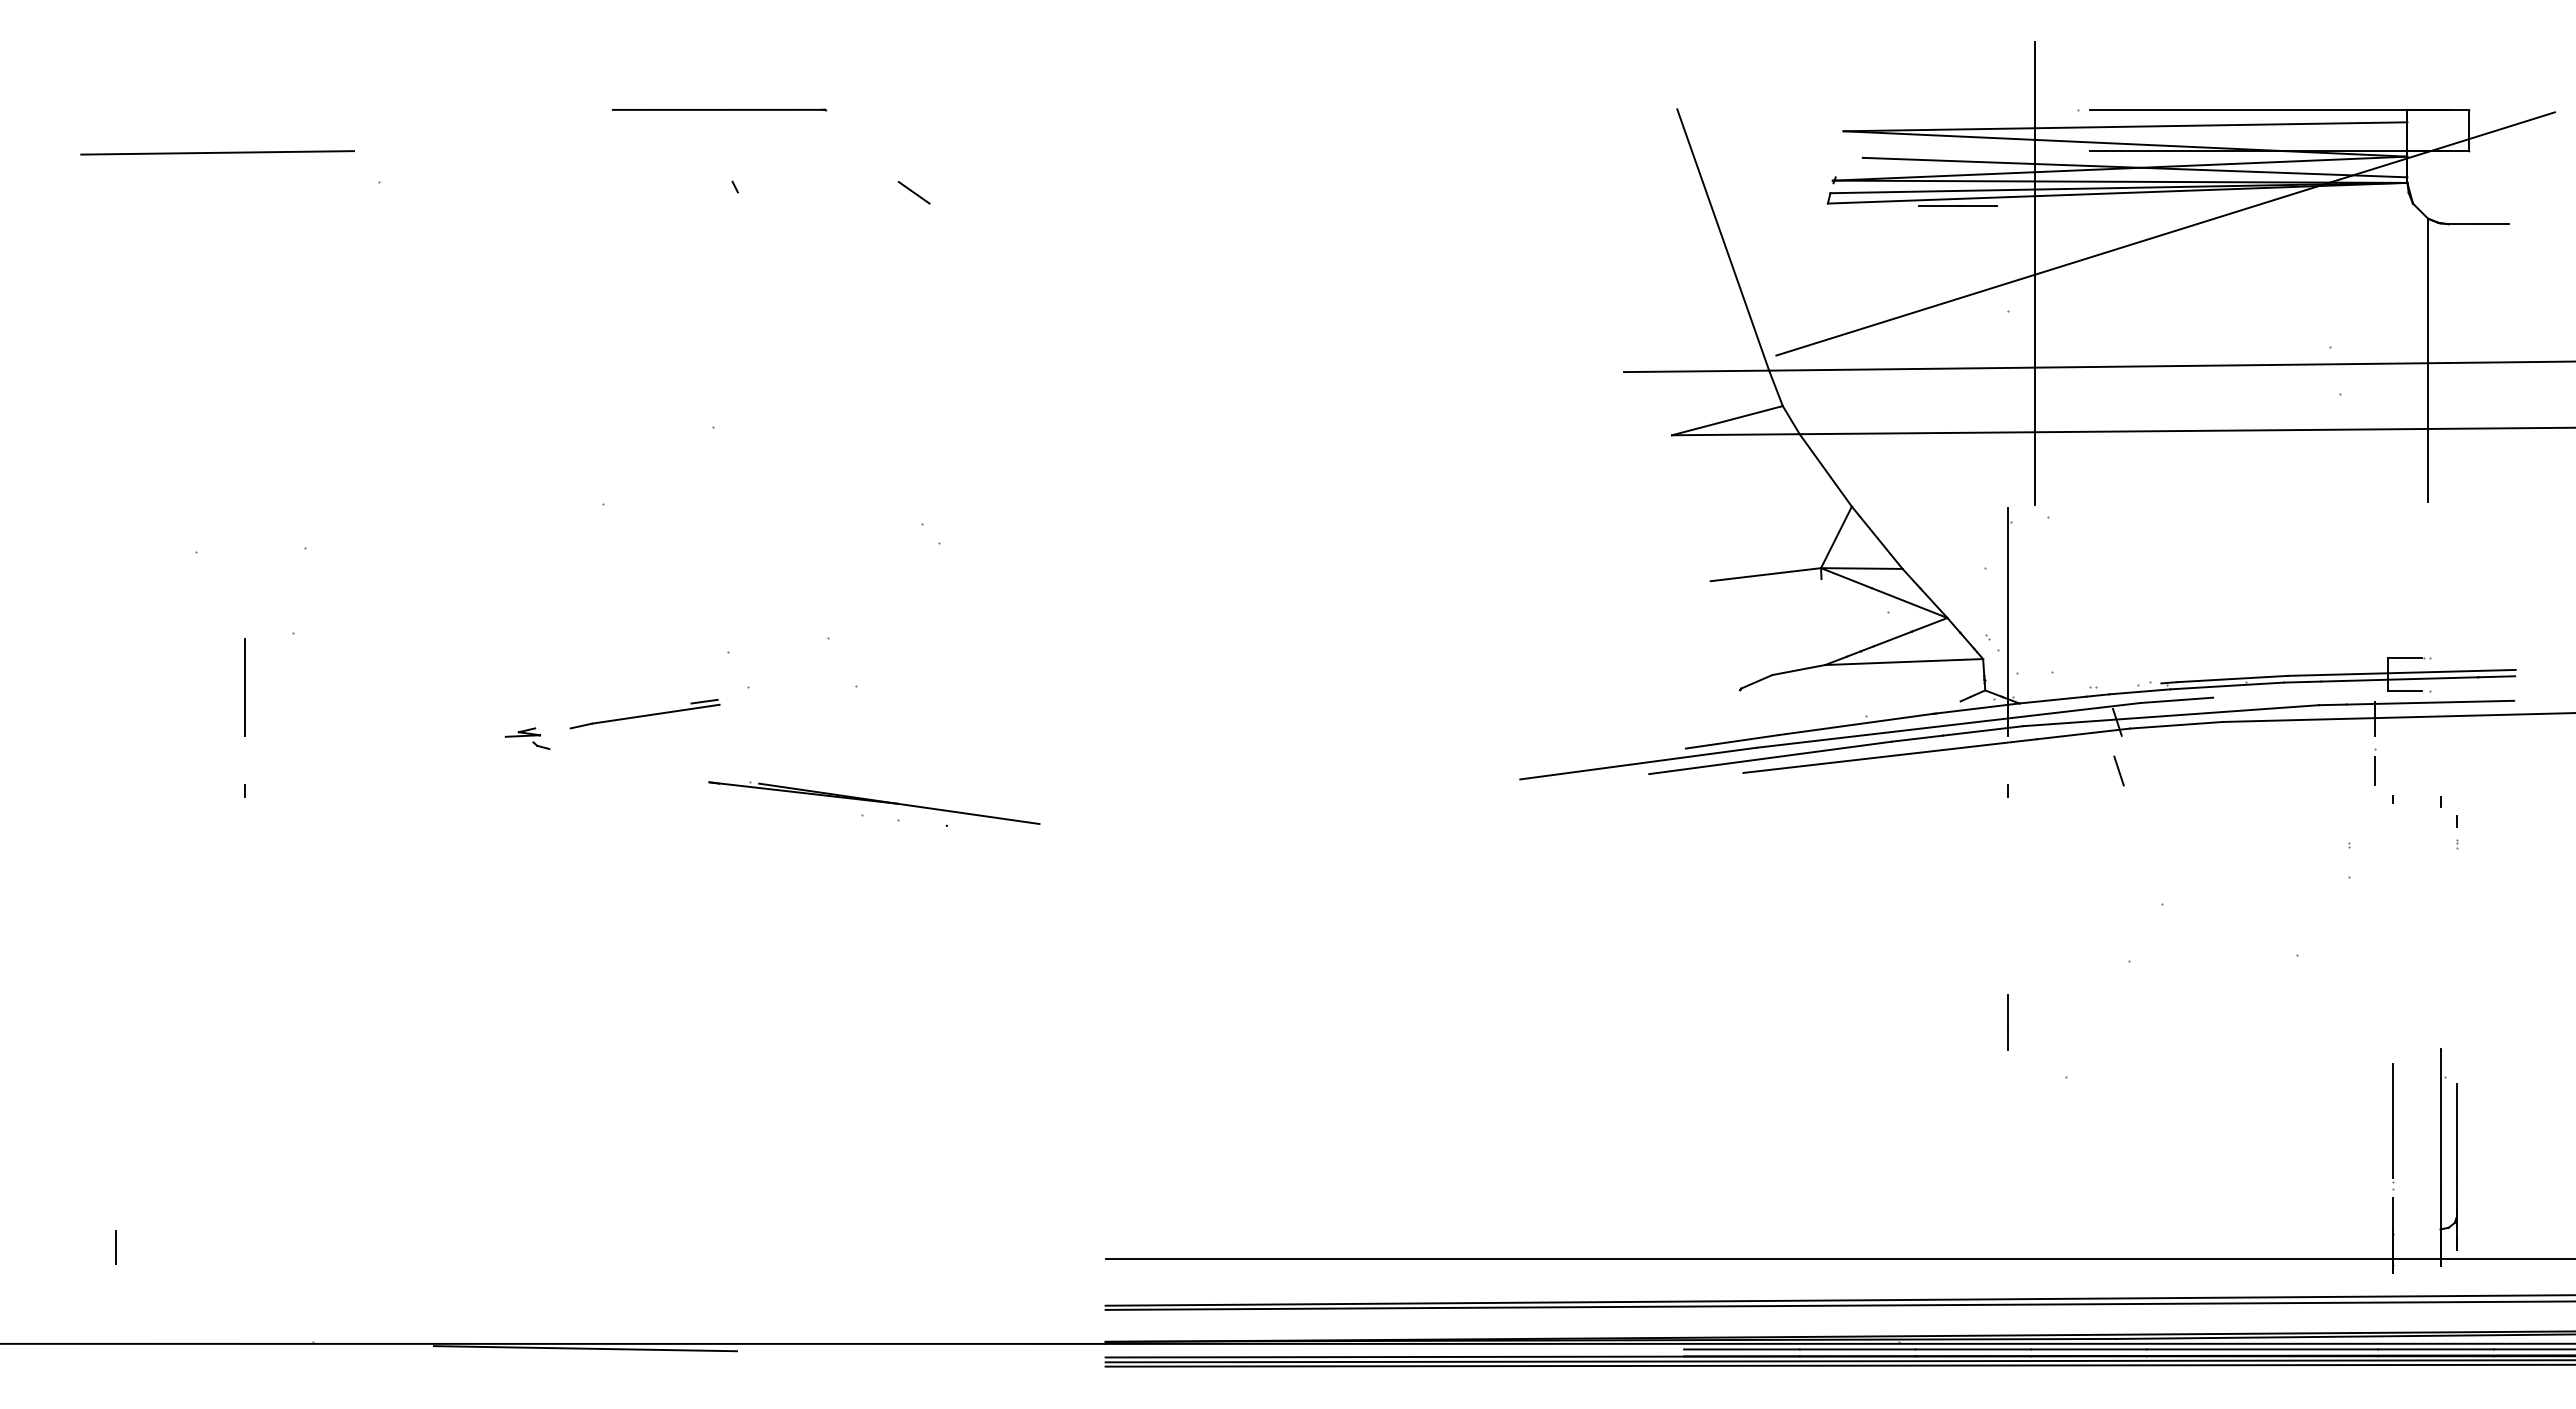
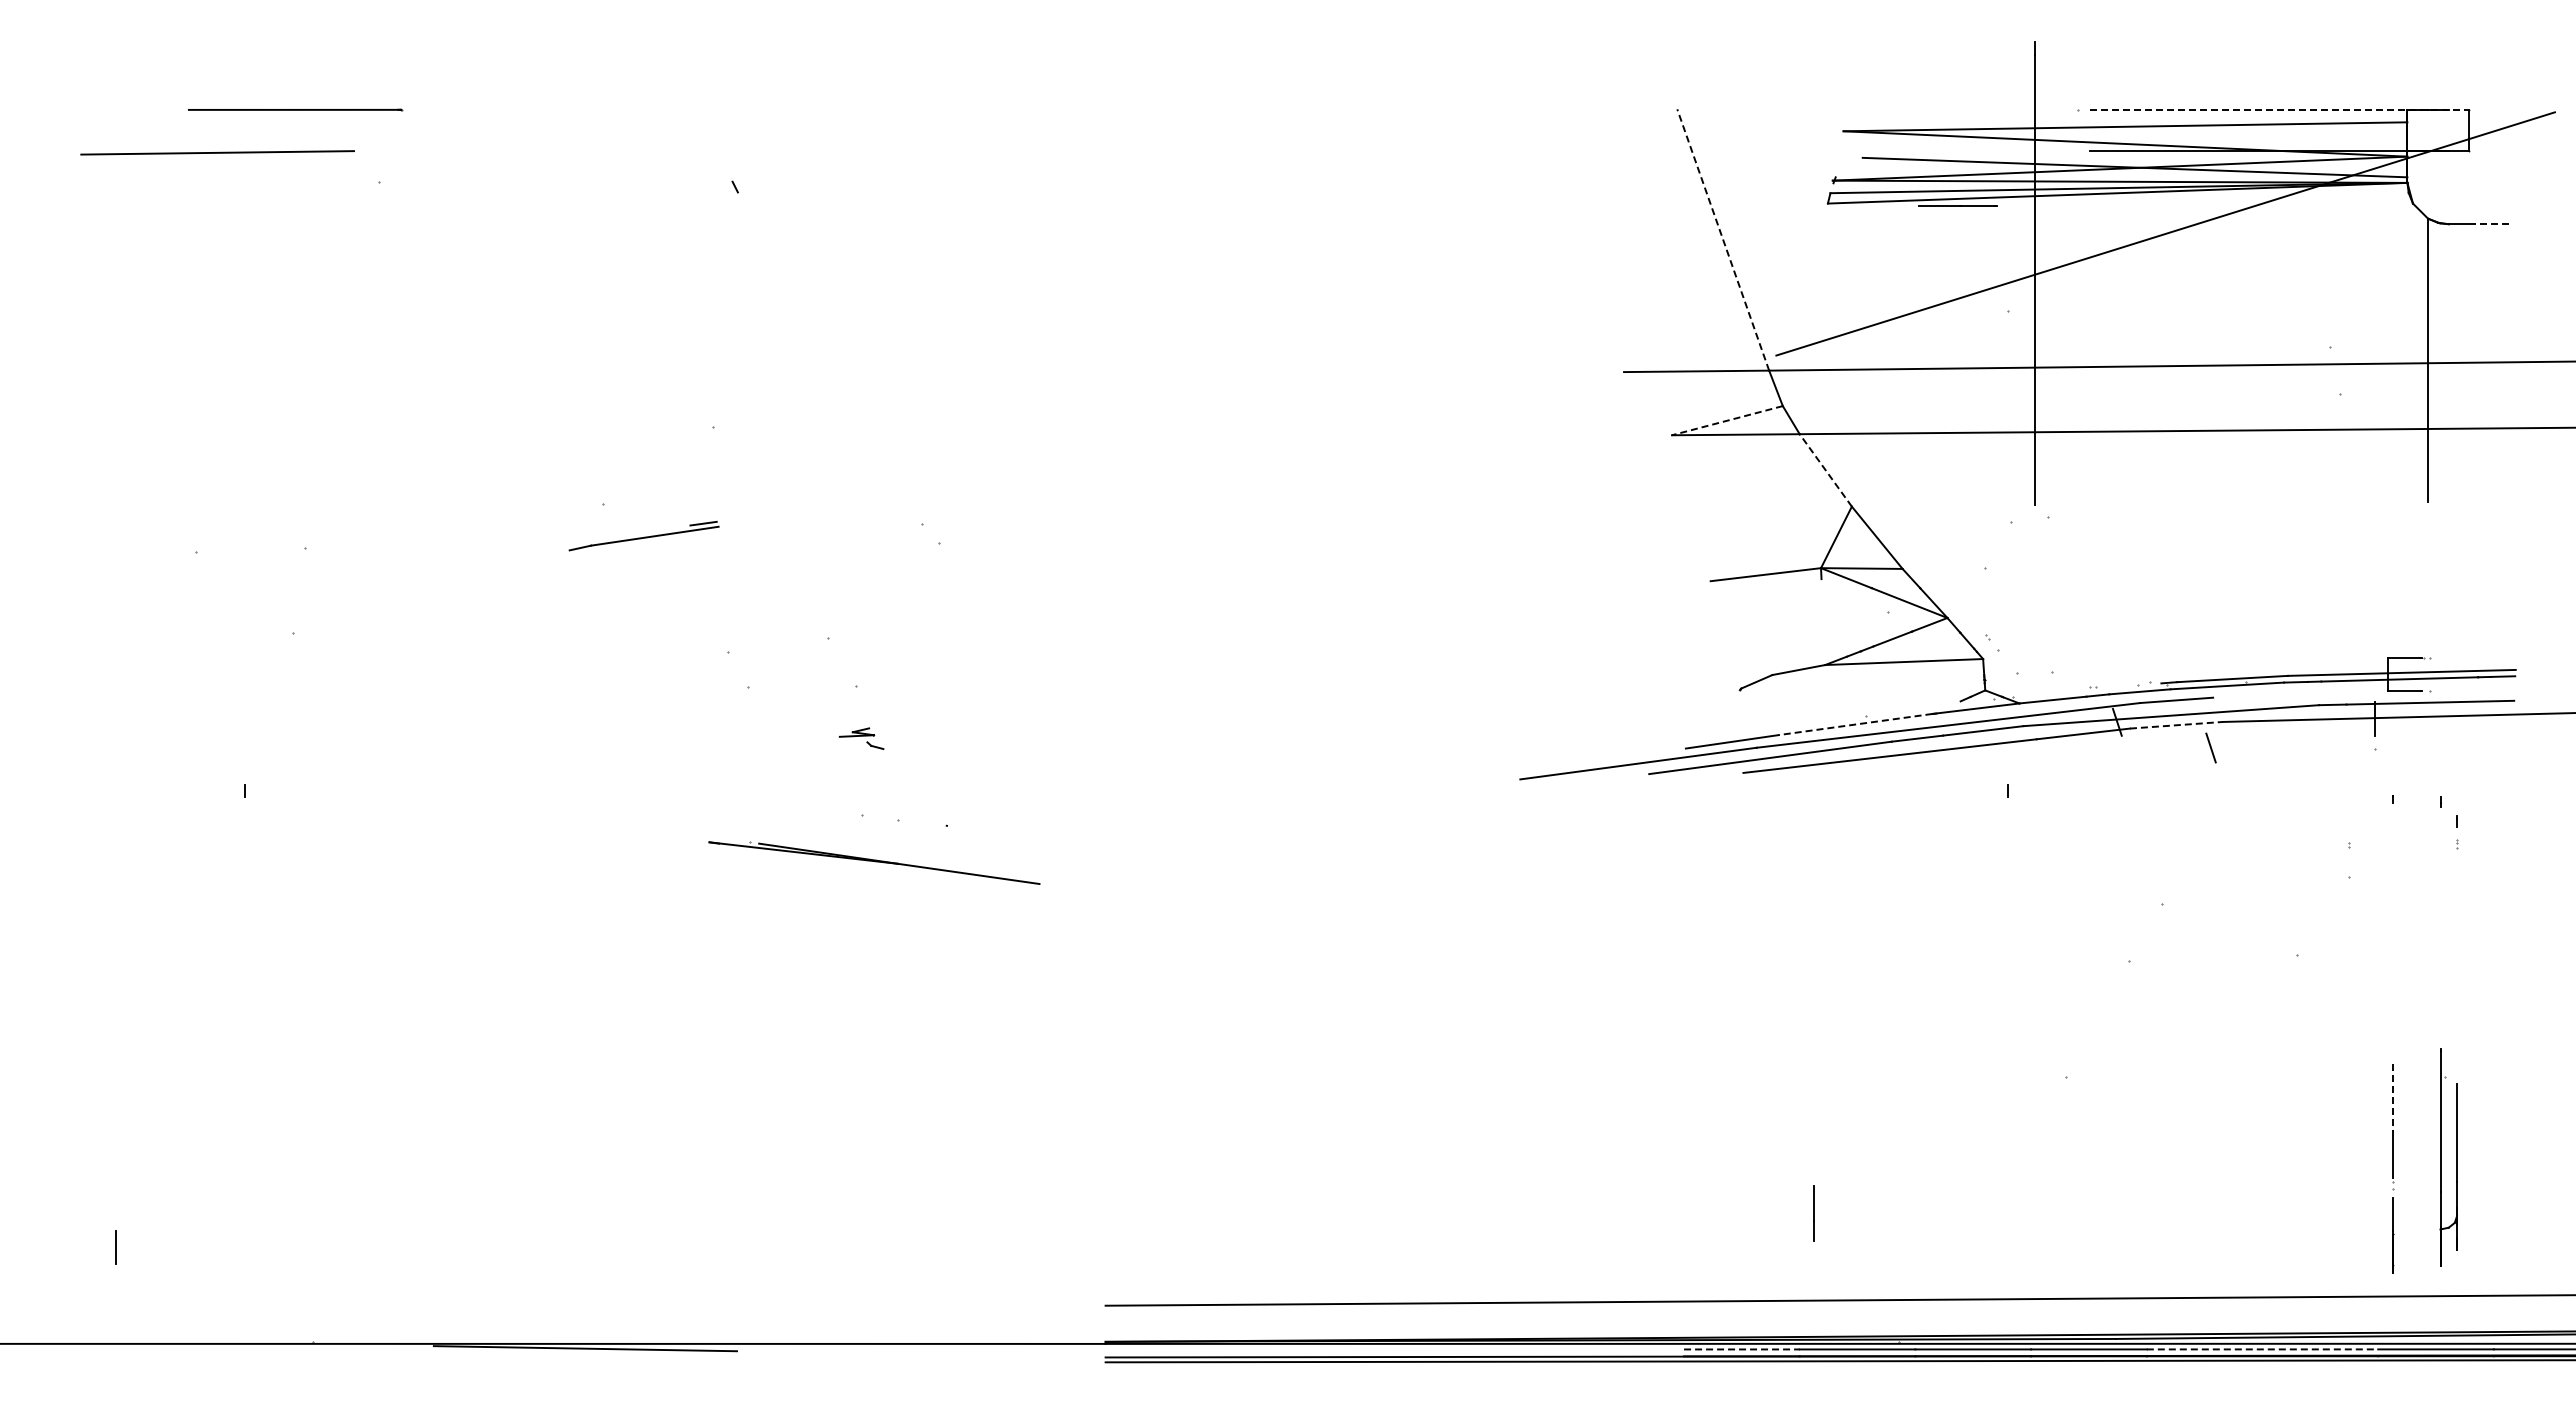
part position: (719, 109) -> (295, 109) (295, 109)
line: solid -> dashed (2279, 109)
line: present -> none (913, 192)
line: solid -> dashed (2491, 224)
line: solid -> dashed (1723, 239)
line: solid -> dashed (1726, 420)
line: solid -> dashed (1825, 470)
line: present -> none (2007, 621)
line: present -> none (244, 687)
part position: (644, 714) -> (643, 536) (643, 536)
line: solid -> dashed (1855, 724)
line: solid -> dashed (2176, 725)
part position: (527, 738) -> (861, 738) (861, 738)
line position: (2118, 770) -> (2210, 747) (2210, 747)
line: present -> none (2375, 770)
part position: (874, 802) -> (874, 862) (874, 862)
line position: (2007, 1022) -> (1813, 1213) (1813, 1213)
line: solid -> dashed (2392, 1097)
line: present -> none (1838, 1259)
line: present -> none (1838, 1305)
line: solid -> dashed (1741, 1349)
line: solid -> dashed (2262, 1349)
line: present -> none (1838, 1365)
